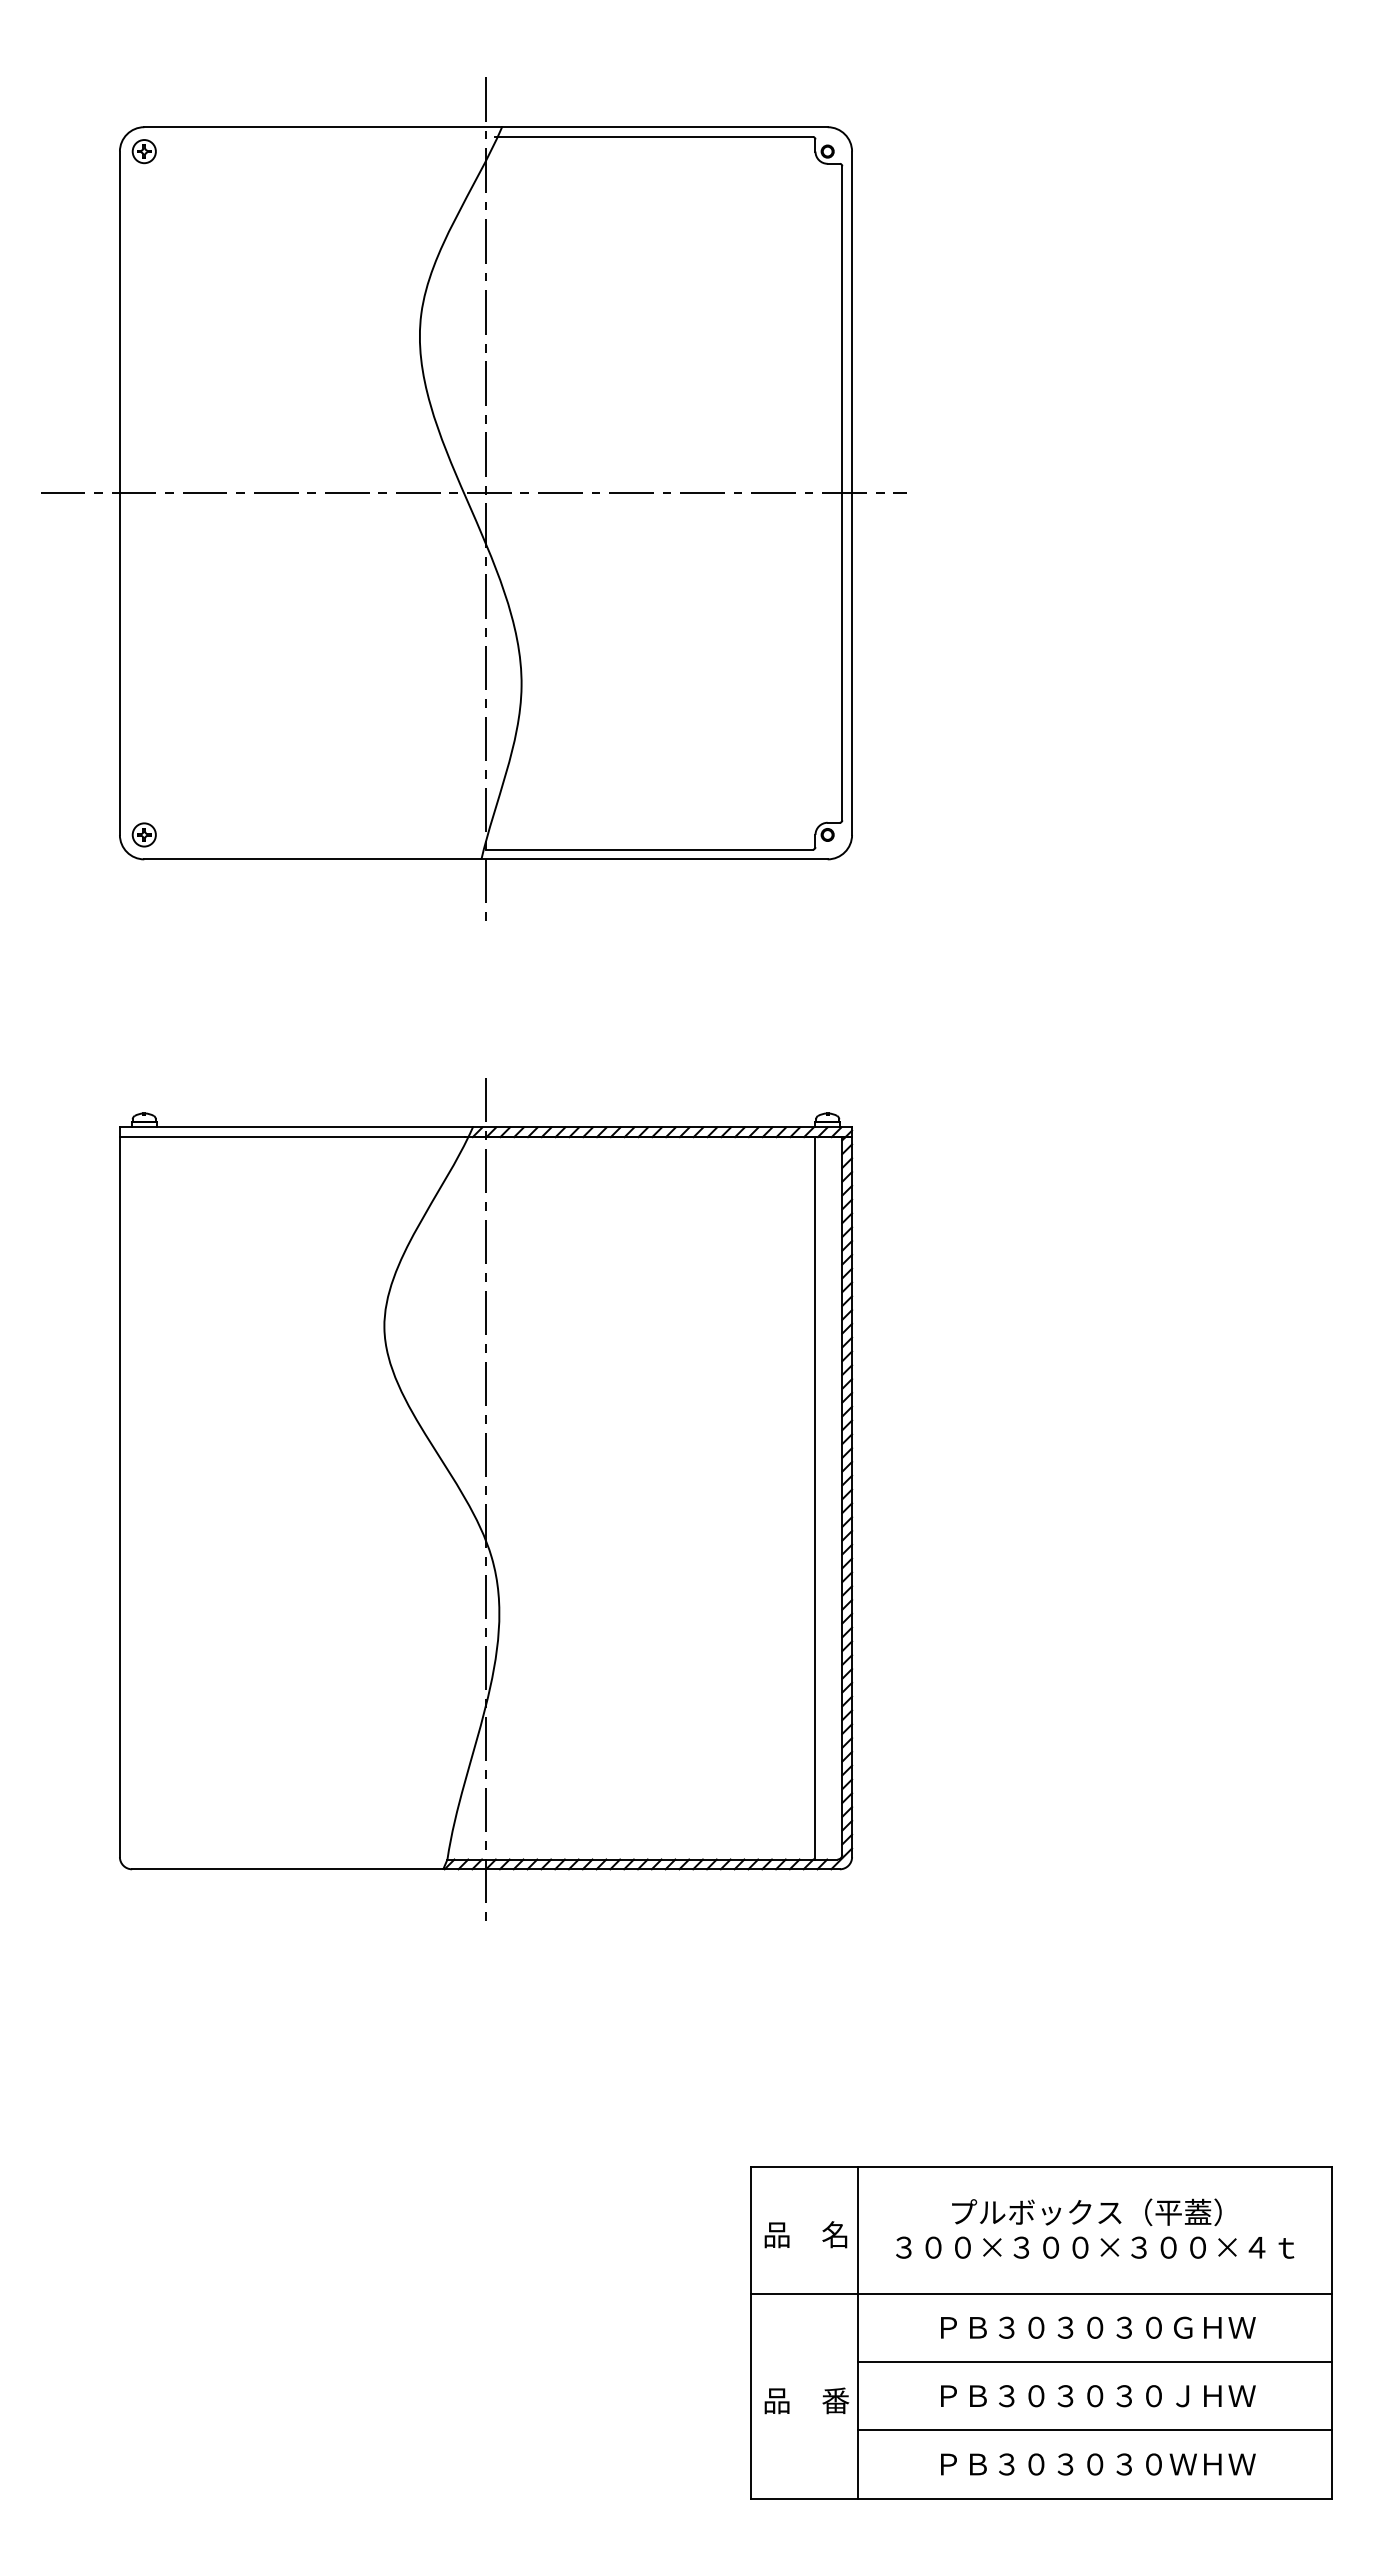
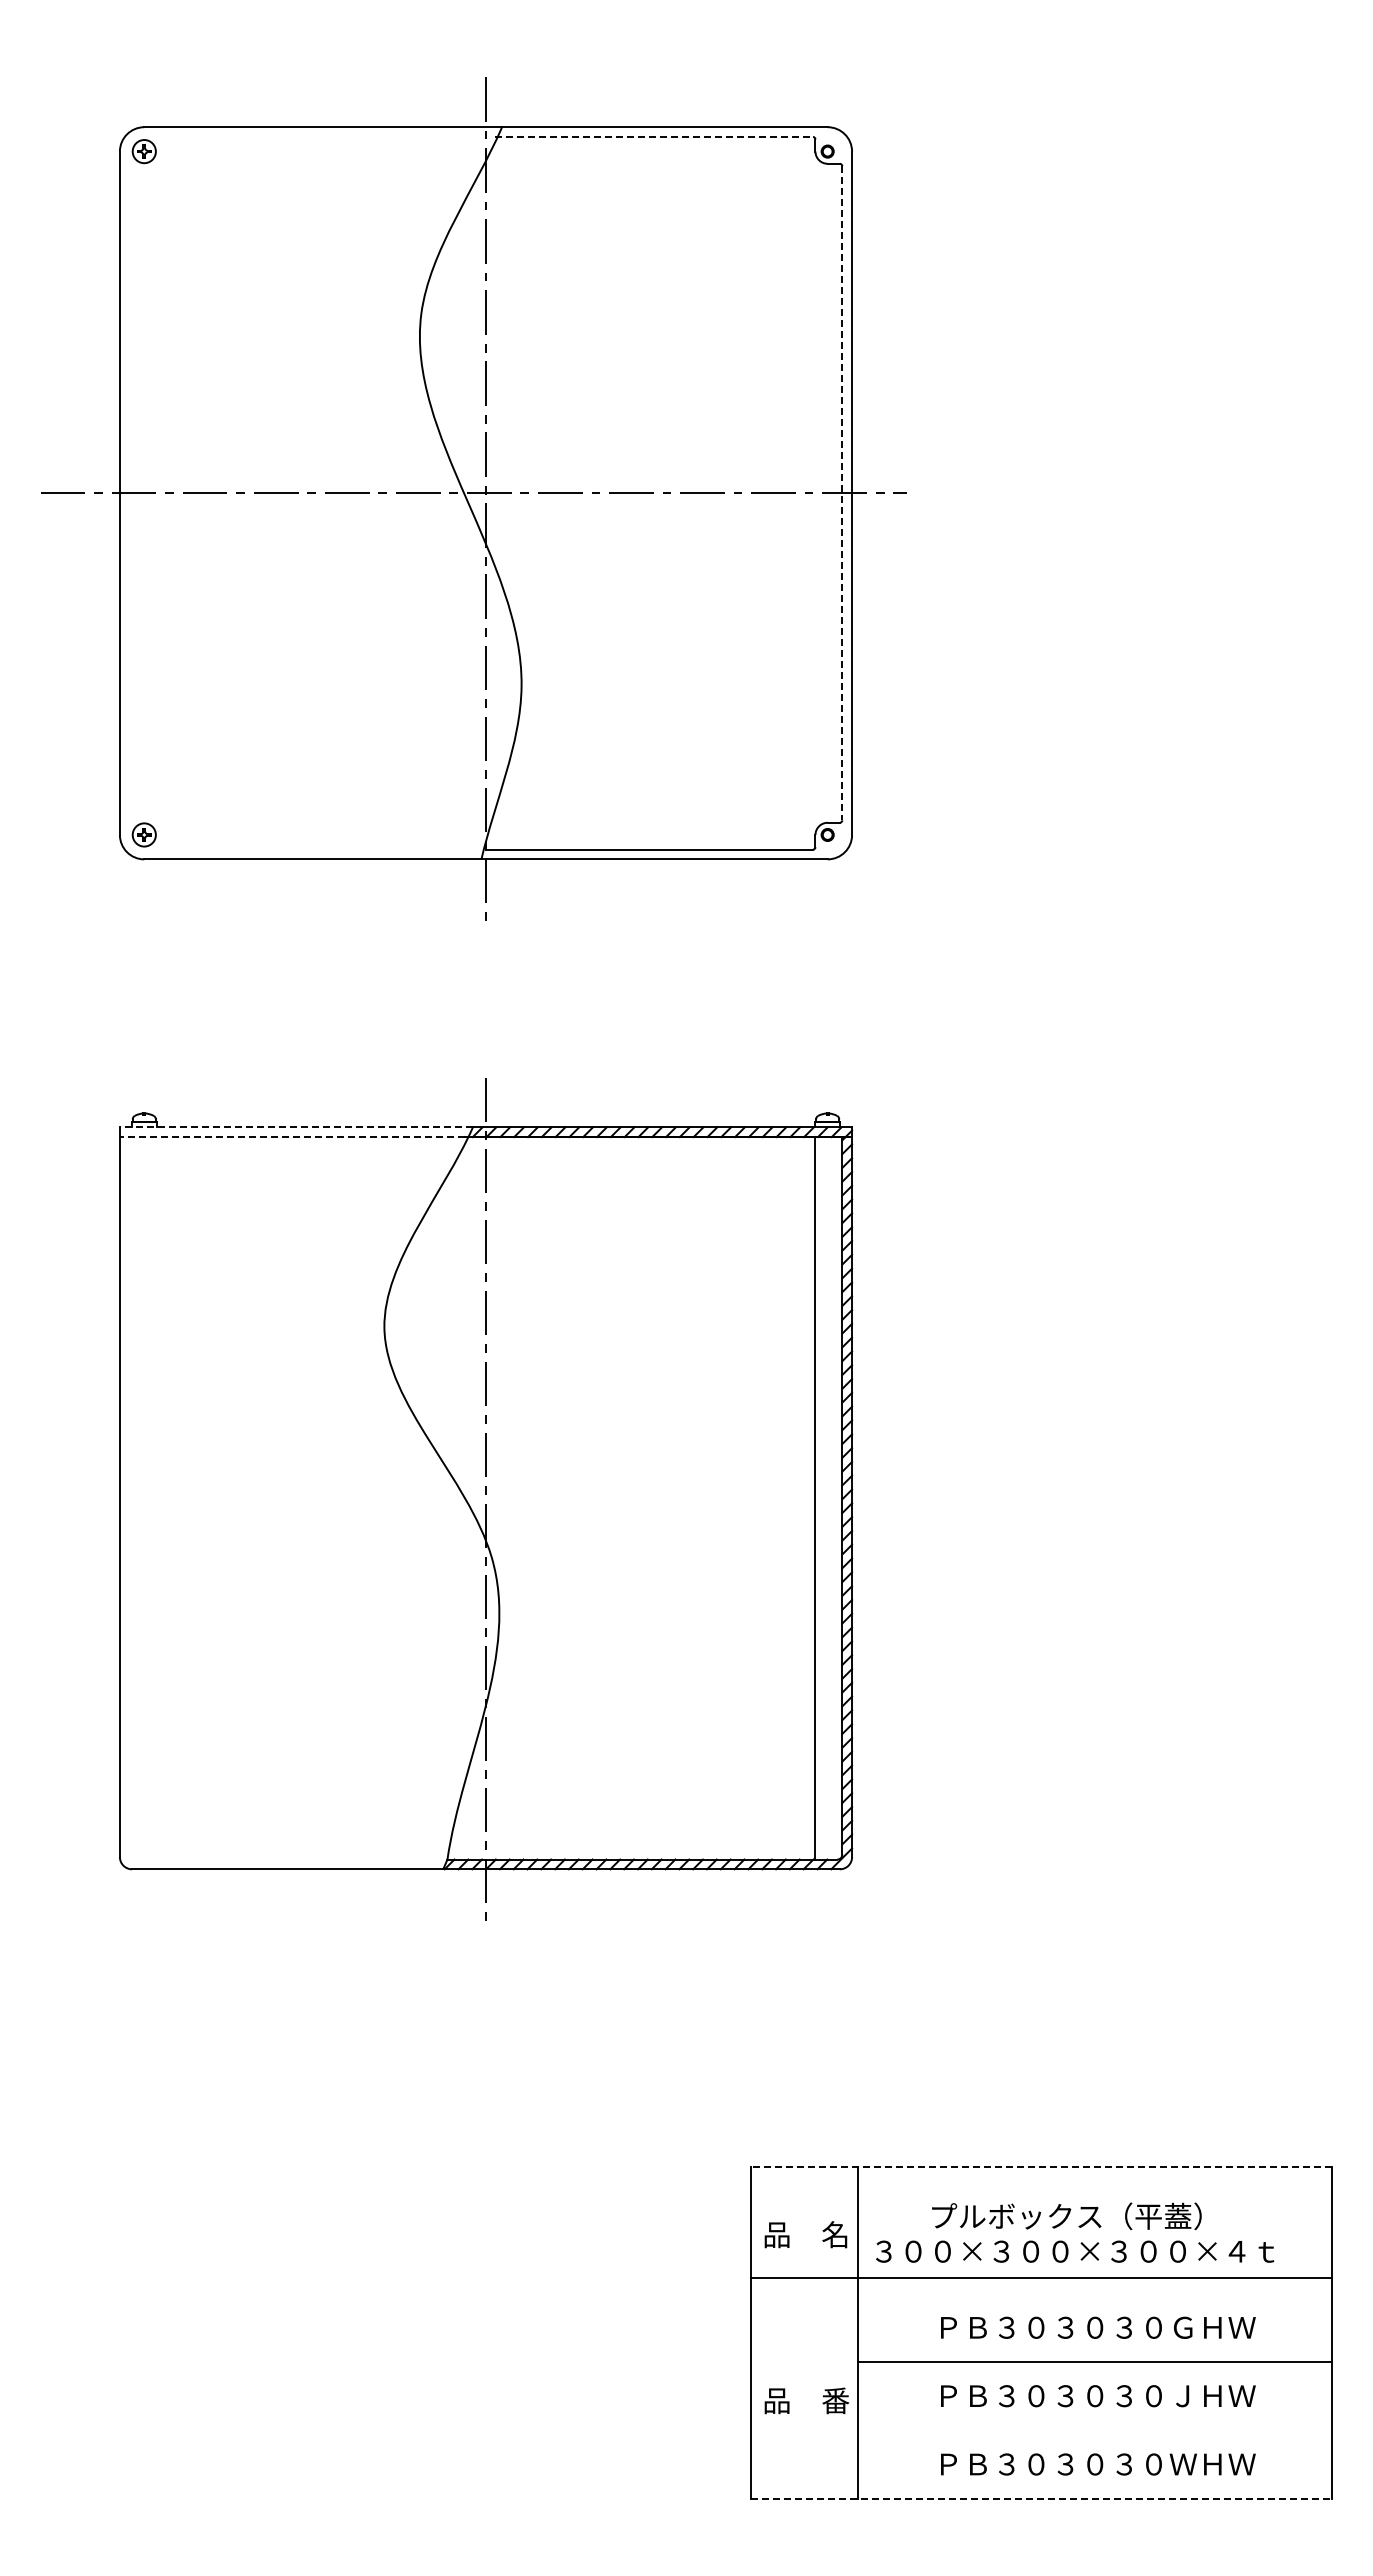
line: solid -> dashed (654, 136)
line: solid -> dashed (842, 493)
line: solid -> dashed (296, 1127)
line: solid -> dashed (292, 1137)
line: solid -> dashed (1041, 2166)
text position: (1095, 2228) -> (1075, 2232) (1075, 2232)
line position: (1041, 2293) -> (1041, 2277) (1041, 2277)
line: present -> none (1094, 2430)
line: solid -> dashed (1042, 2498)
